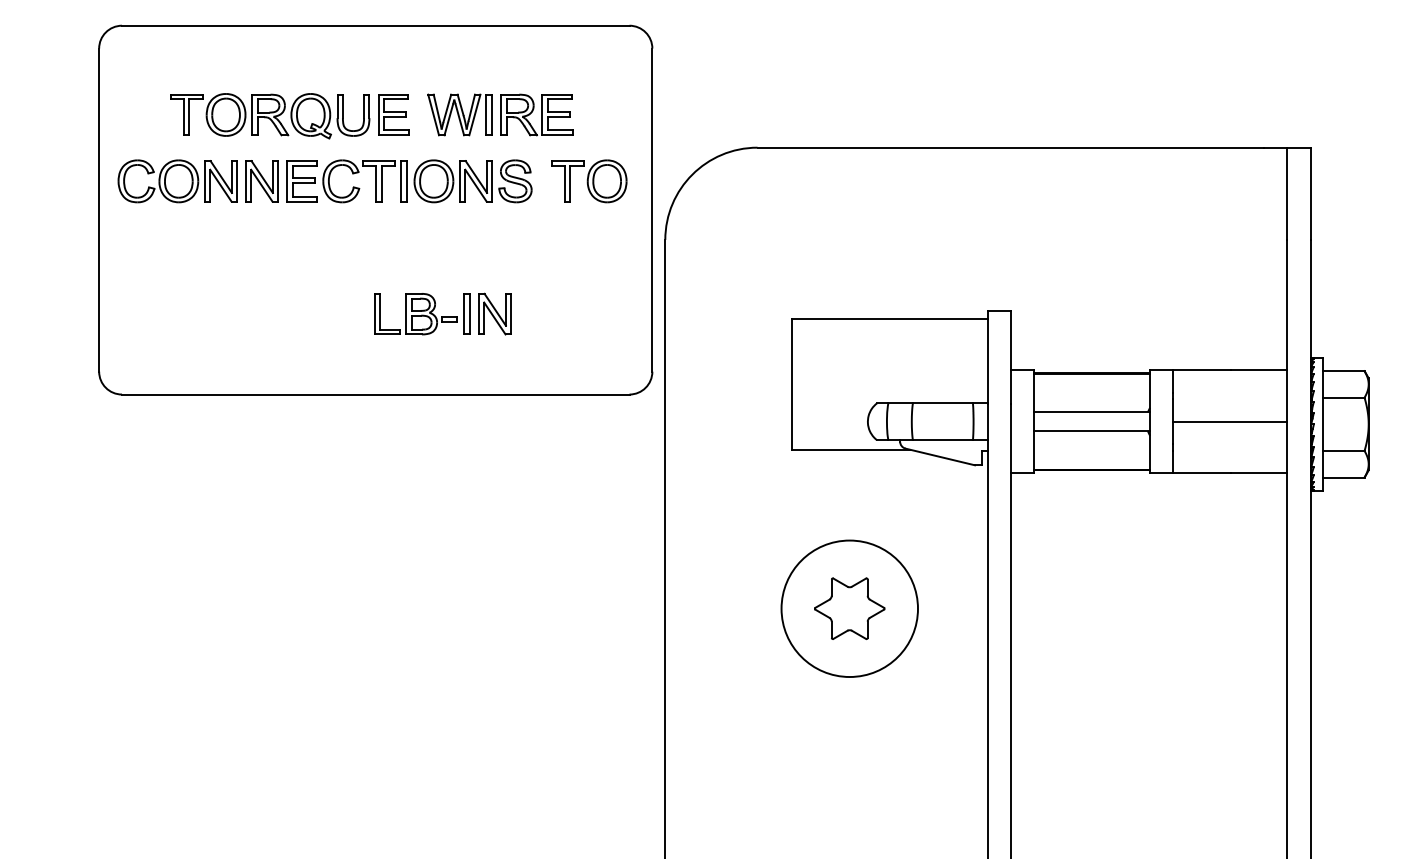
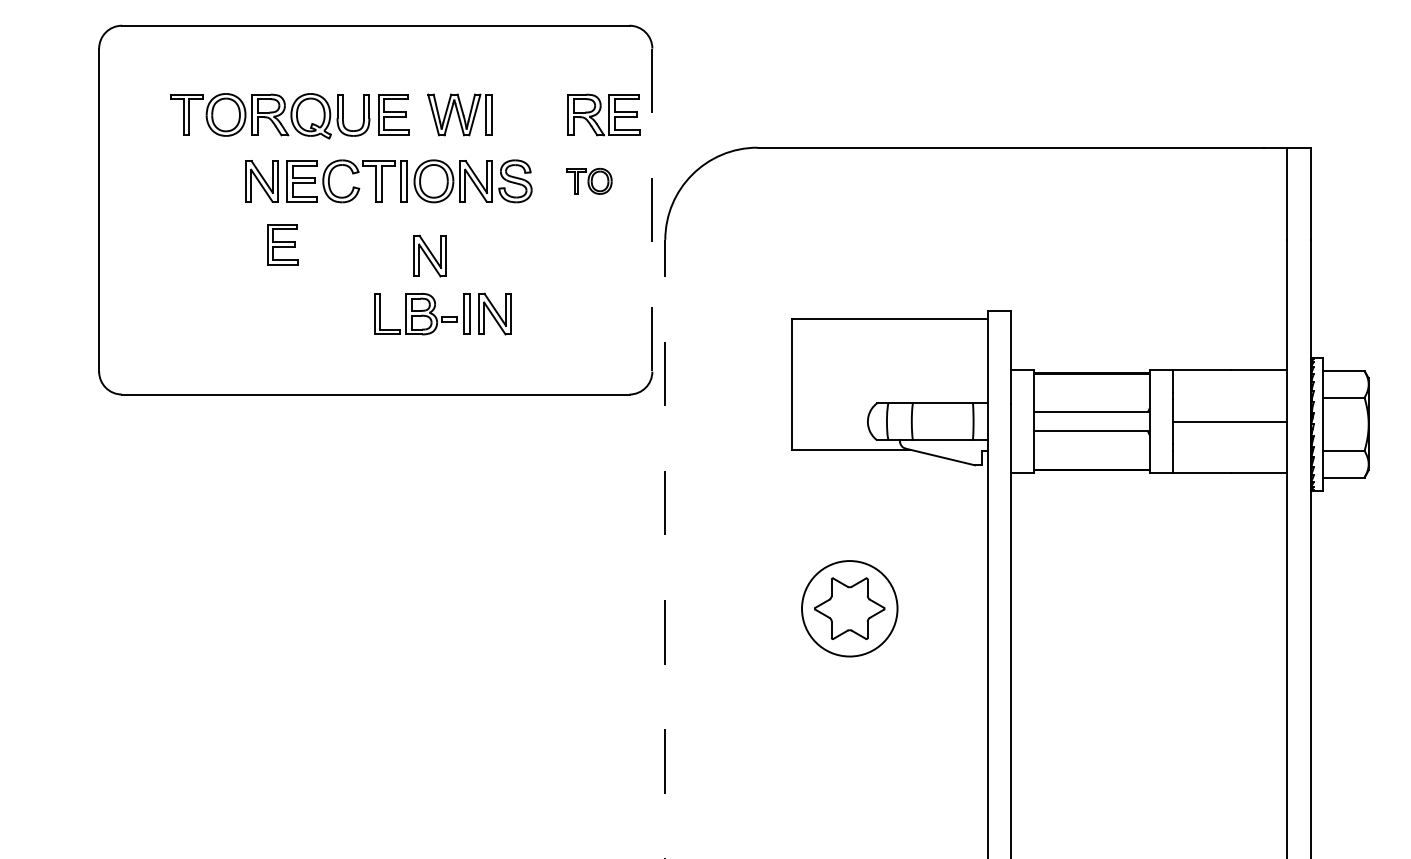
part position: (536, 114) -> (603, 114) (603, 114)
part: present -> none (177, 181)
part size: 77x45 px -> 47x28 px (589, 180)
line: solid -> dashed (652, 210)
part: none -> present (282, 244)
part: none -> present (429, 255)
line: solid -> dashed (665, 548)
circle diameter: 136 px -> 96 px (849, 608)
